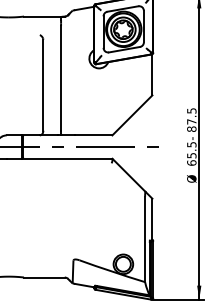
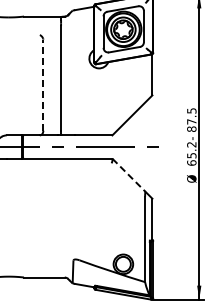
line: solid -> dashed (43, 85)
text: 65.5 -> 65.2 (191, 144)
line: solid -> dashed (129, 175)
